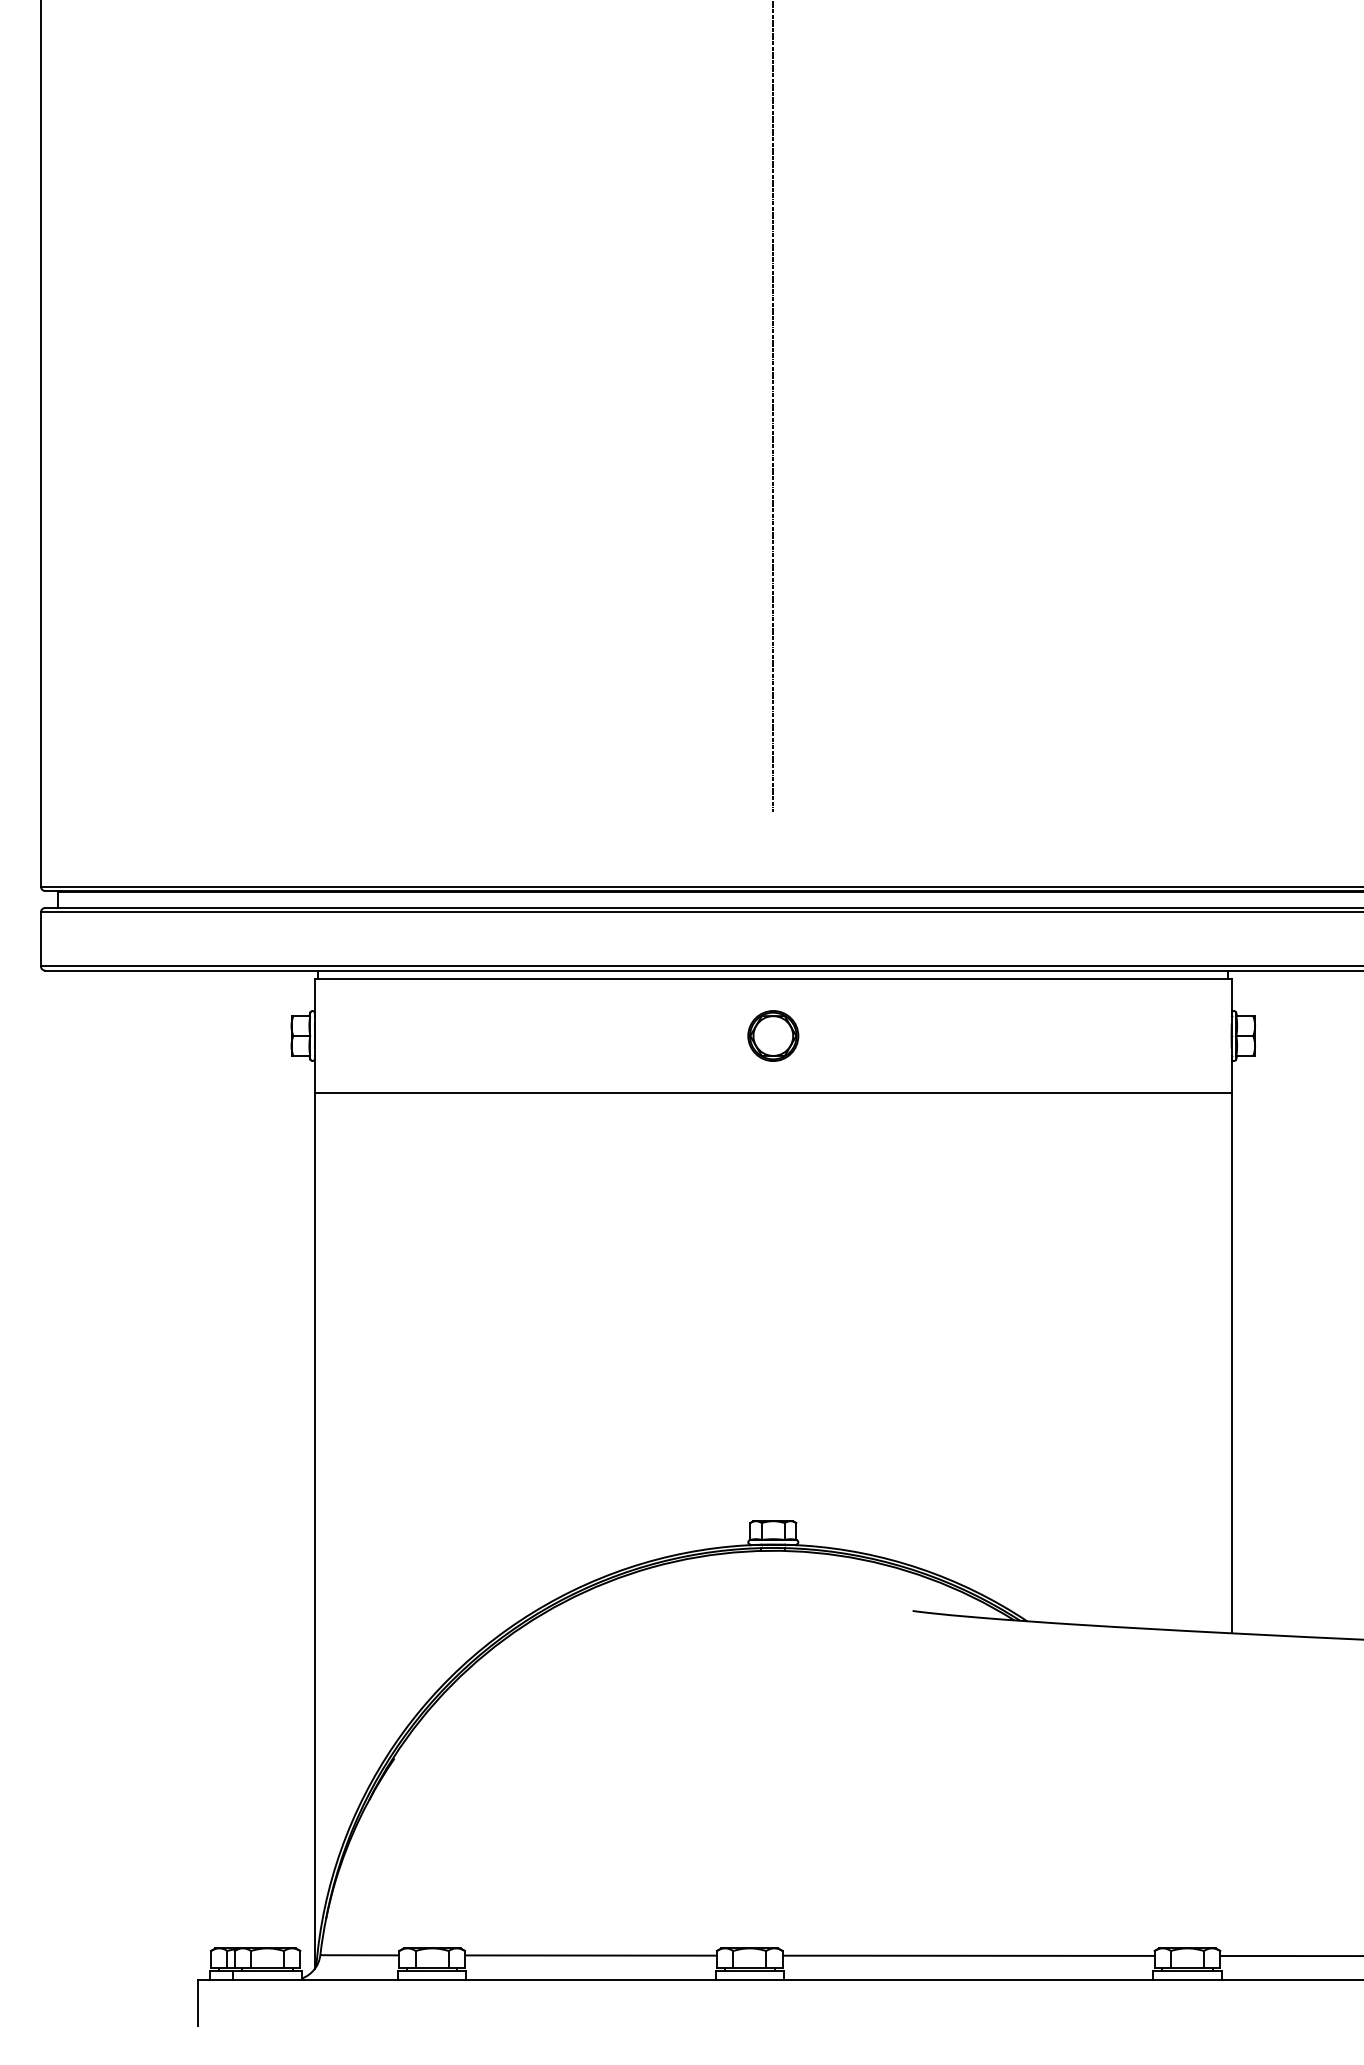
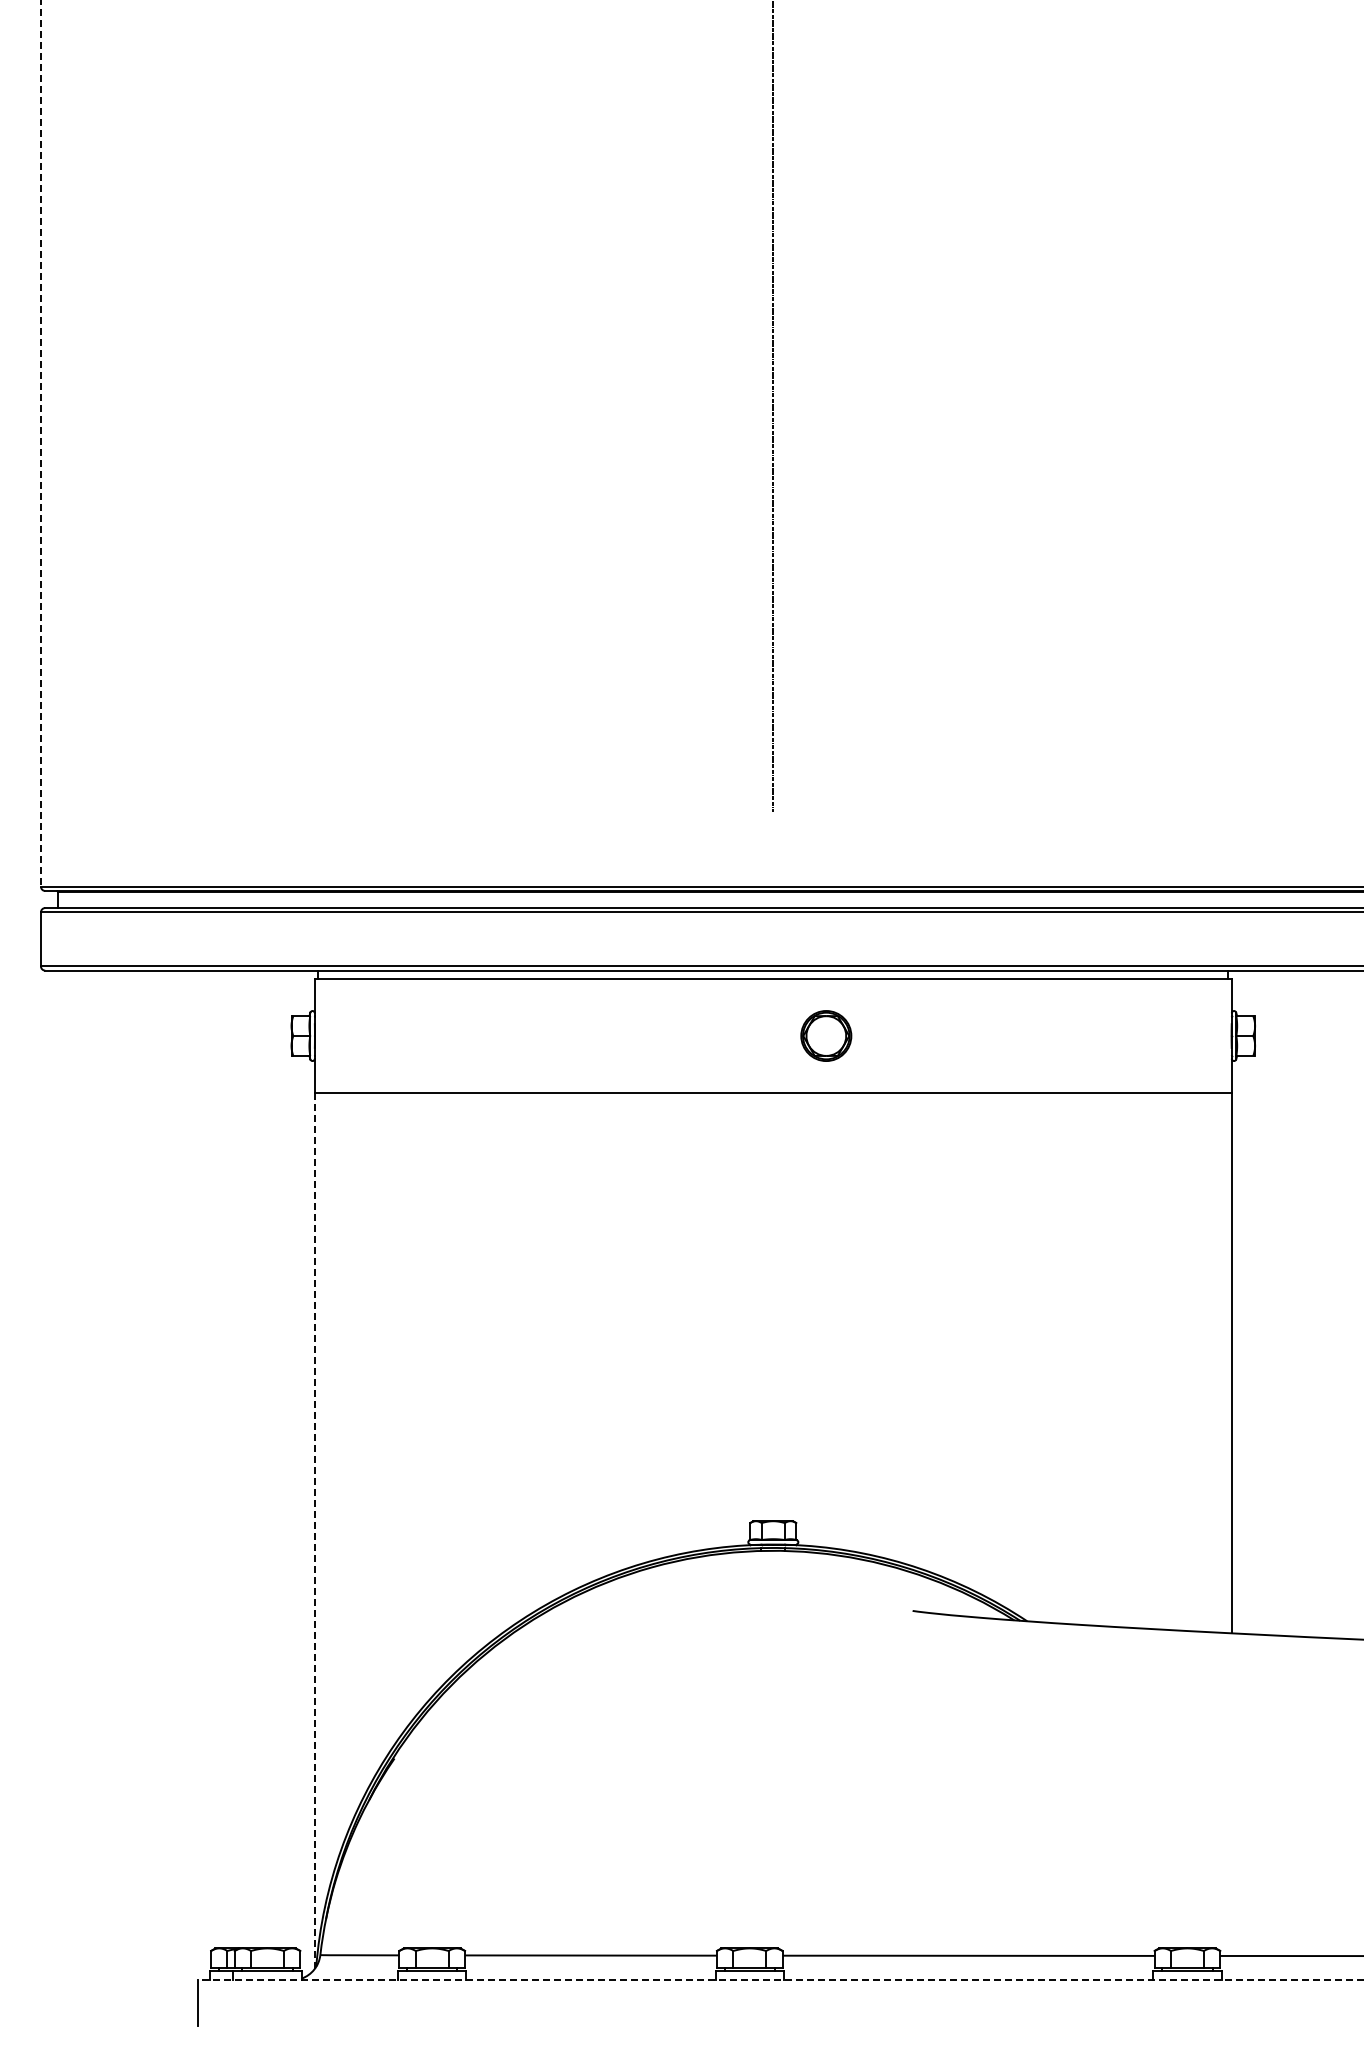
line: solid -> dashed (40, 443)
part position: (773, 1035) -> (826, 1035) (826, 1035)
line: solid -> dashed (314, 1531)
line: solid -> dashed (780, 1980)
